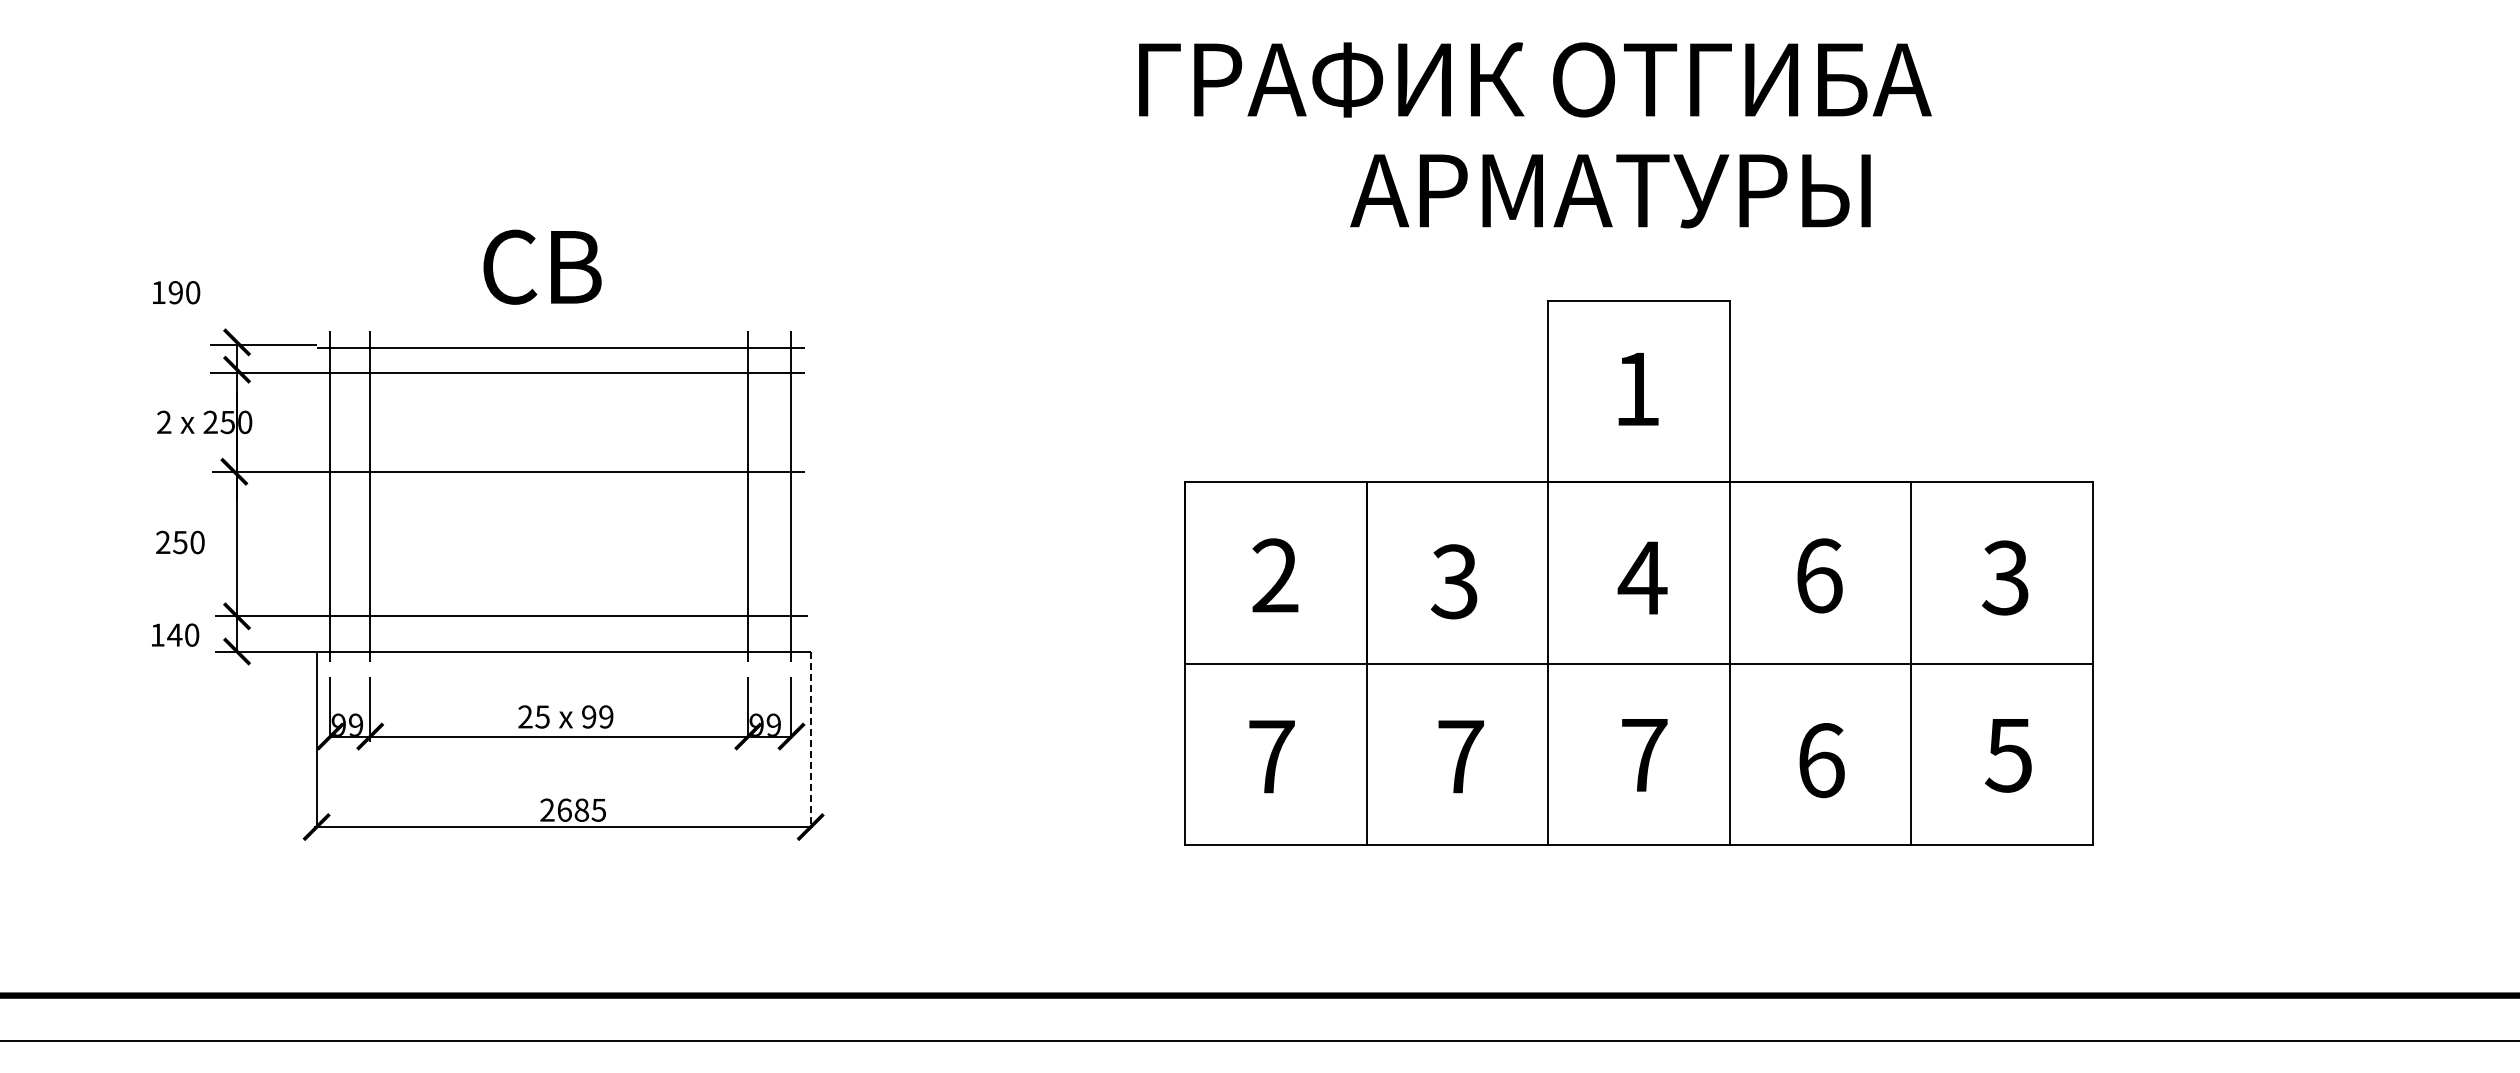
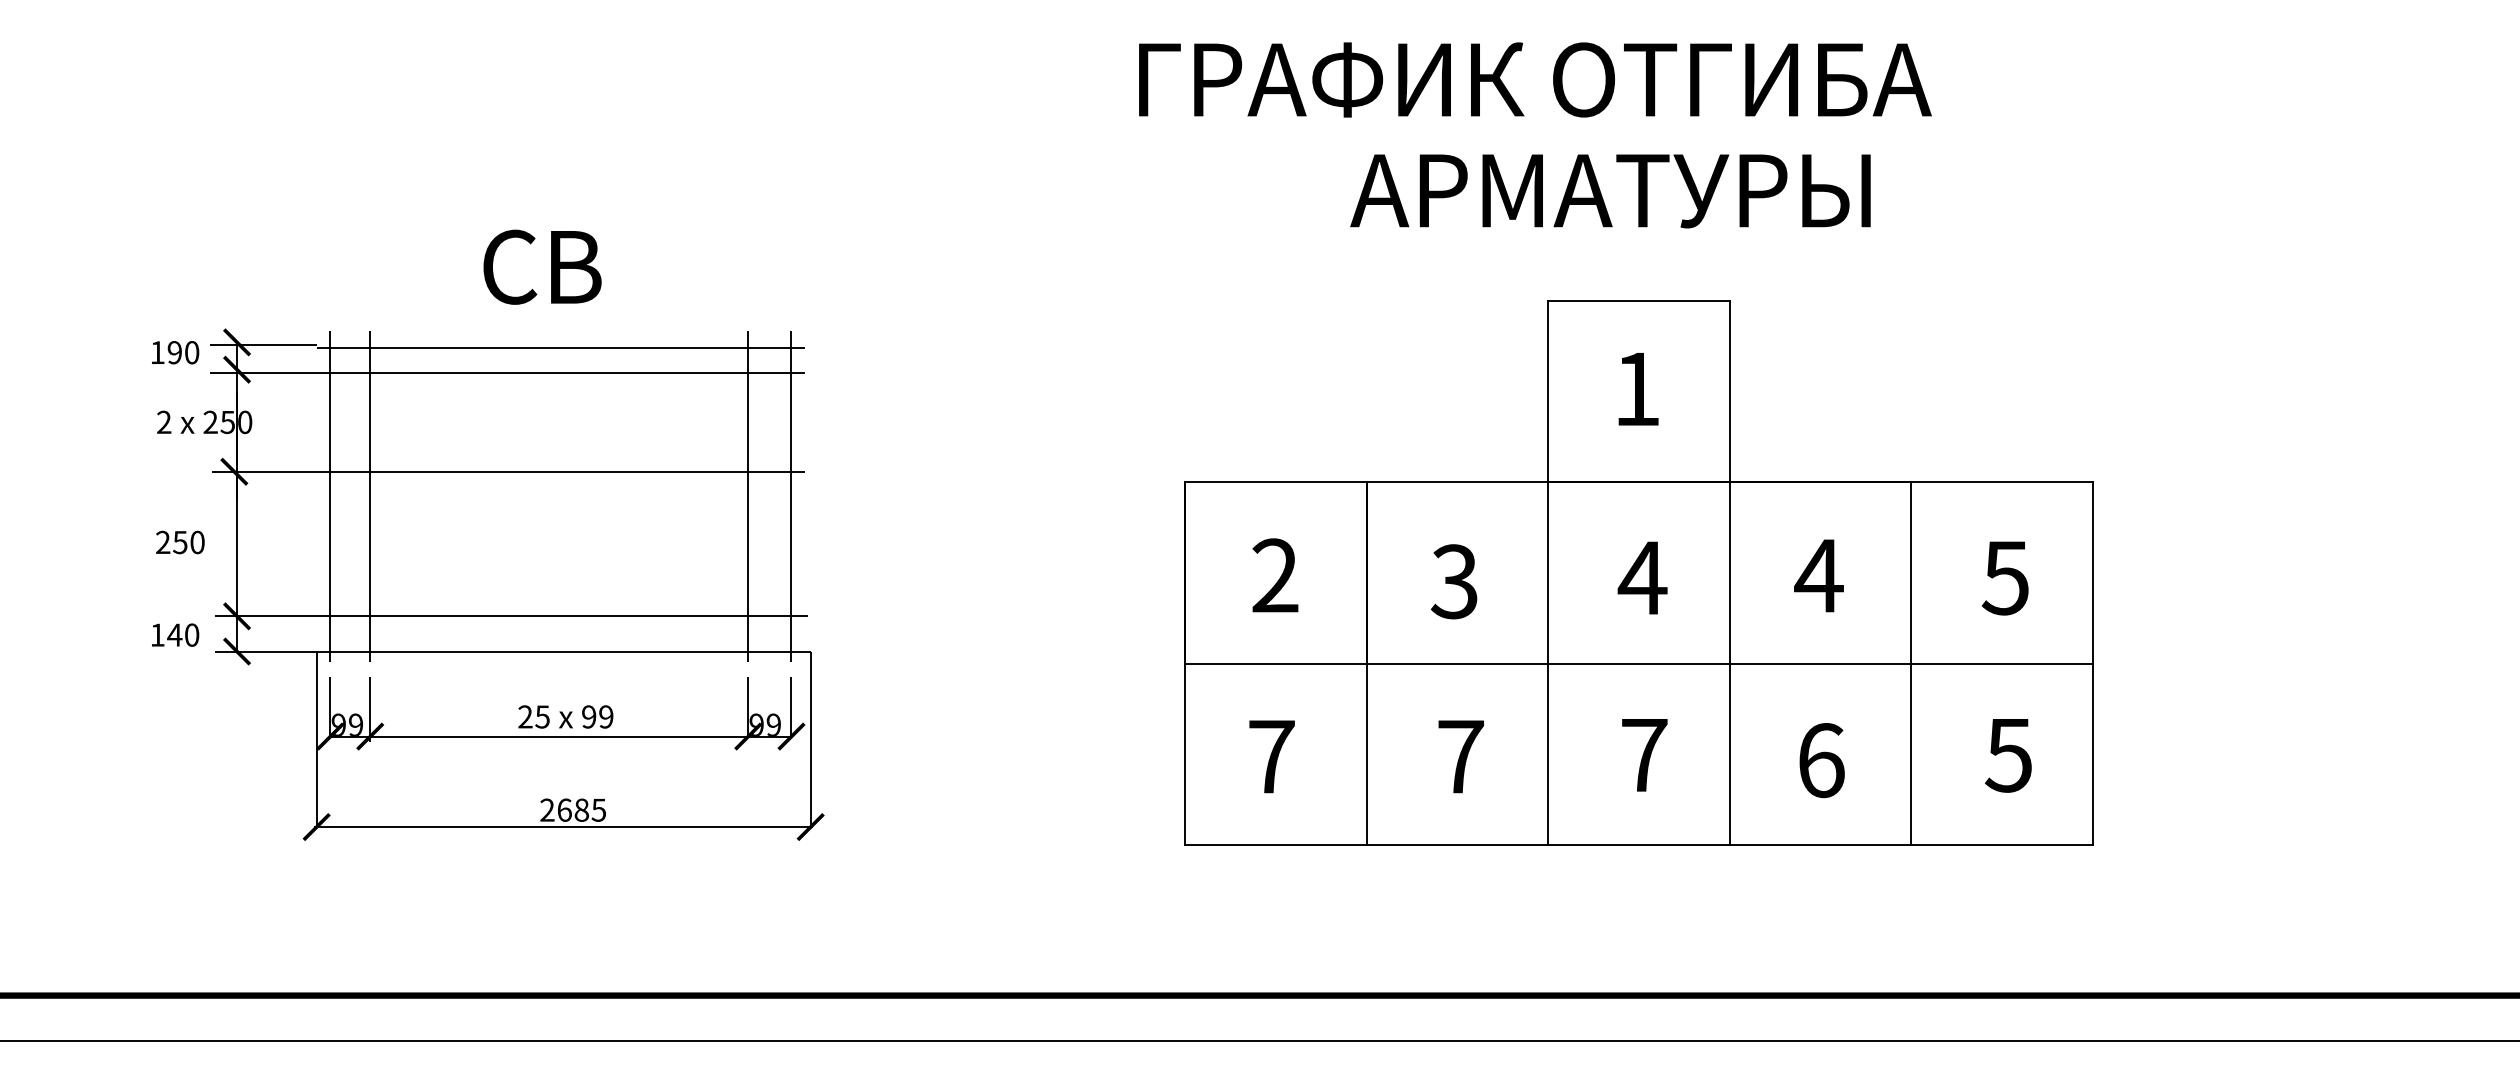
text position: (176, 292) -> (175, 352) (175, 352)
text: 6 -> 4 (1818, 575)
text: 3 -> 5 (2005, 577)
line: dashed -> solid (810, 739)
